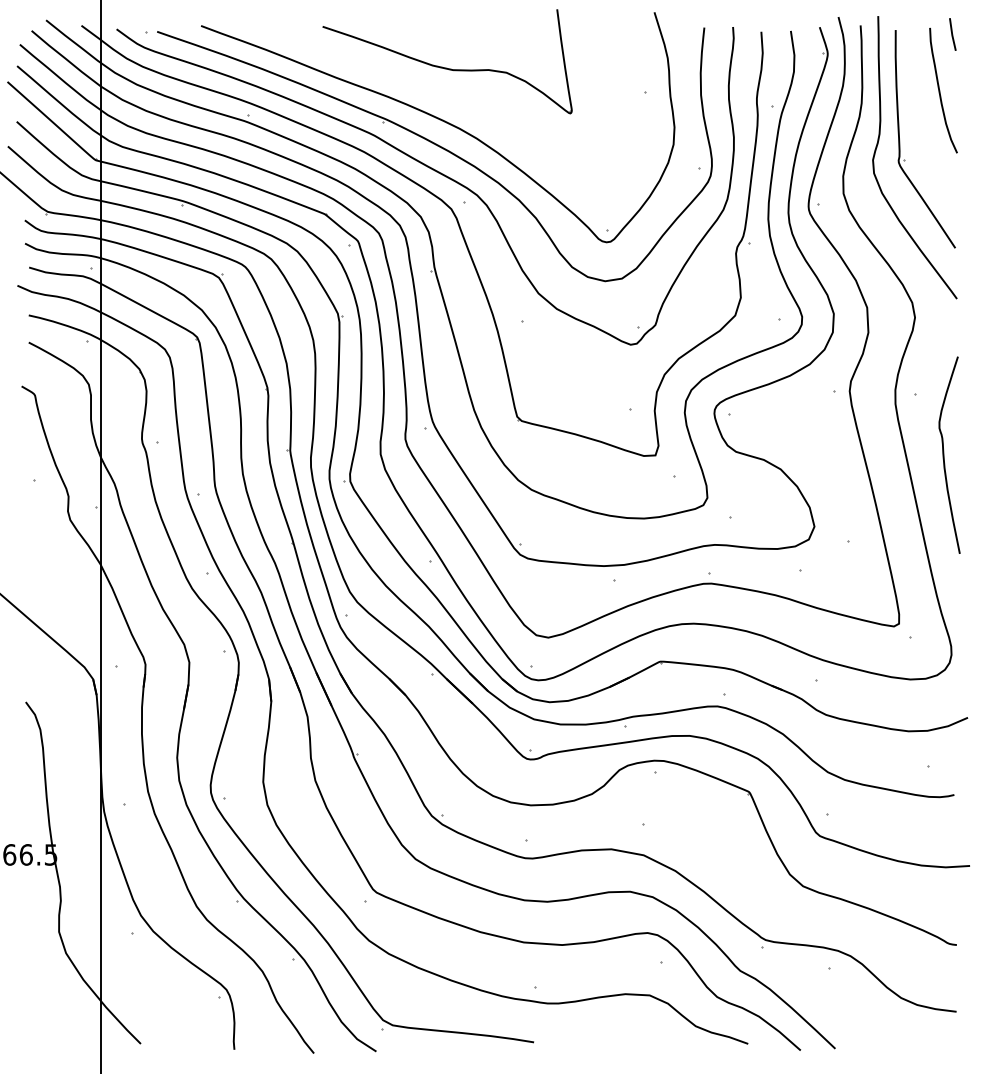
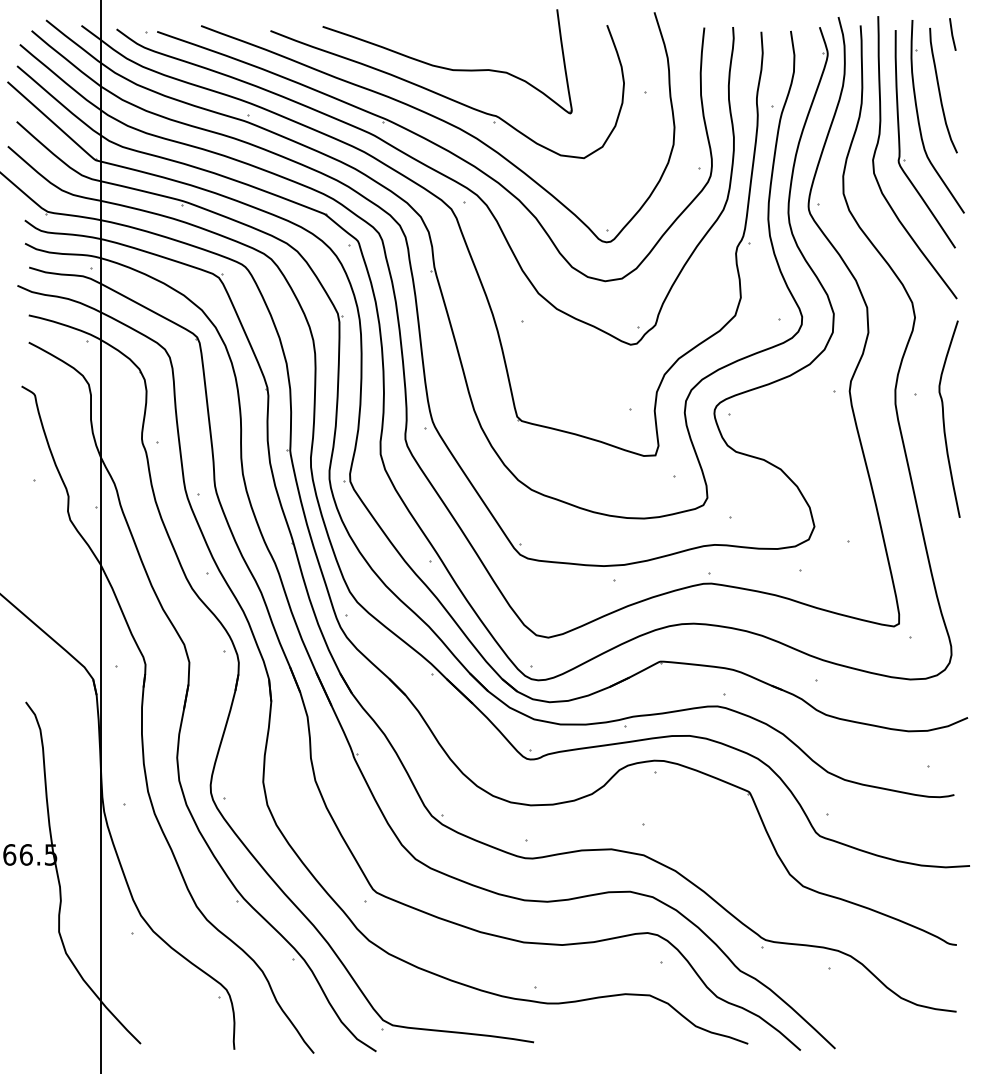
part: none -> present (447, 92)
part: none -> present (919, 119)
curve position: (944, 454) -> (944, 418) (944, 418)
